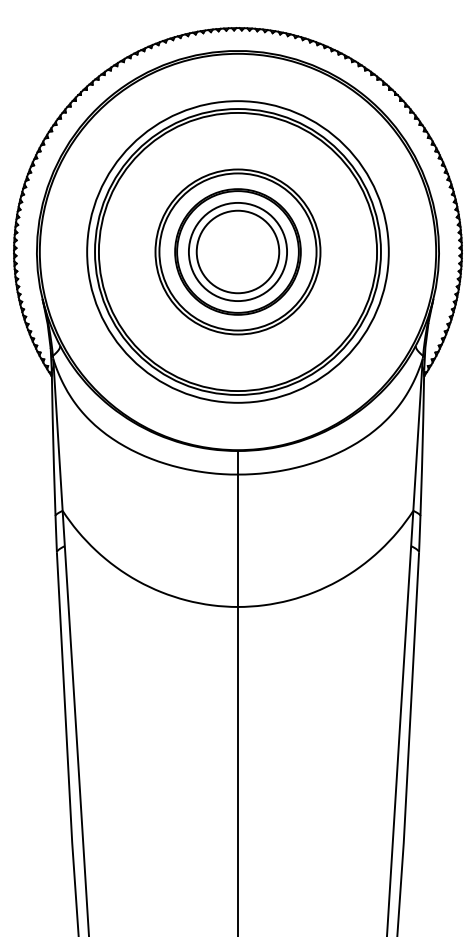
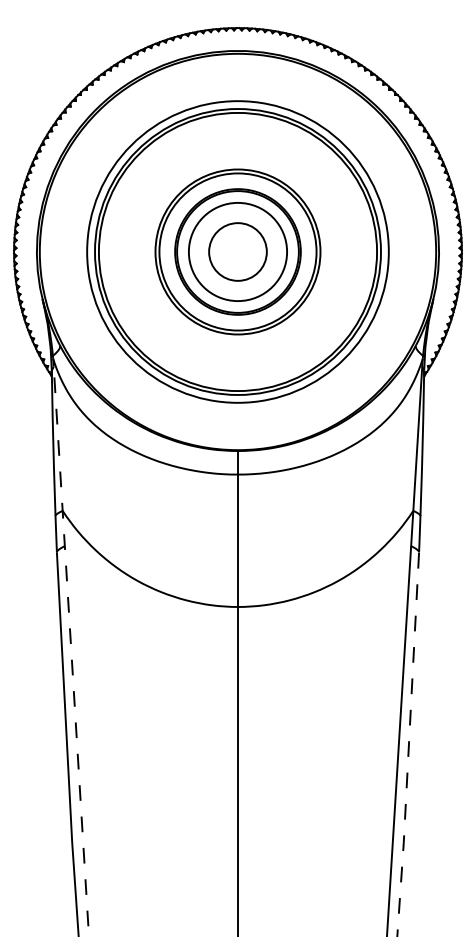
circle diameter: 82 px -> 58 px (237, 251)
line: solid -> dashed (71, 650)
line: solid -> dashed (408, 744)
